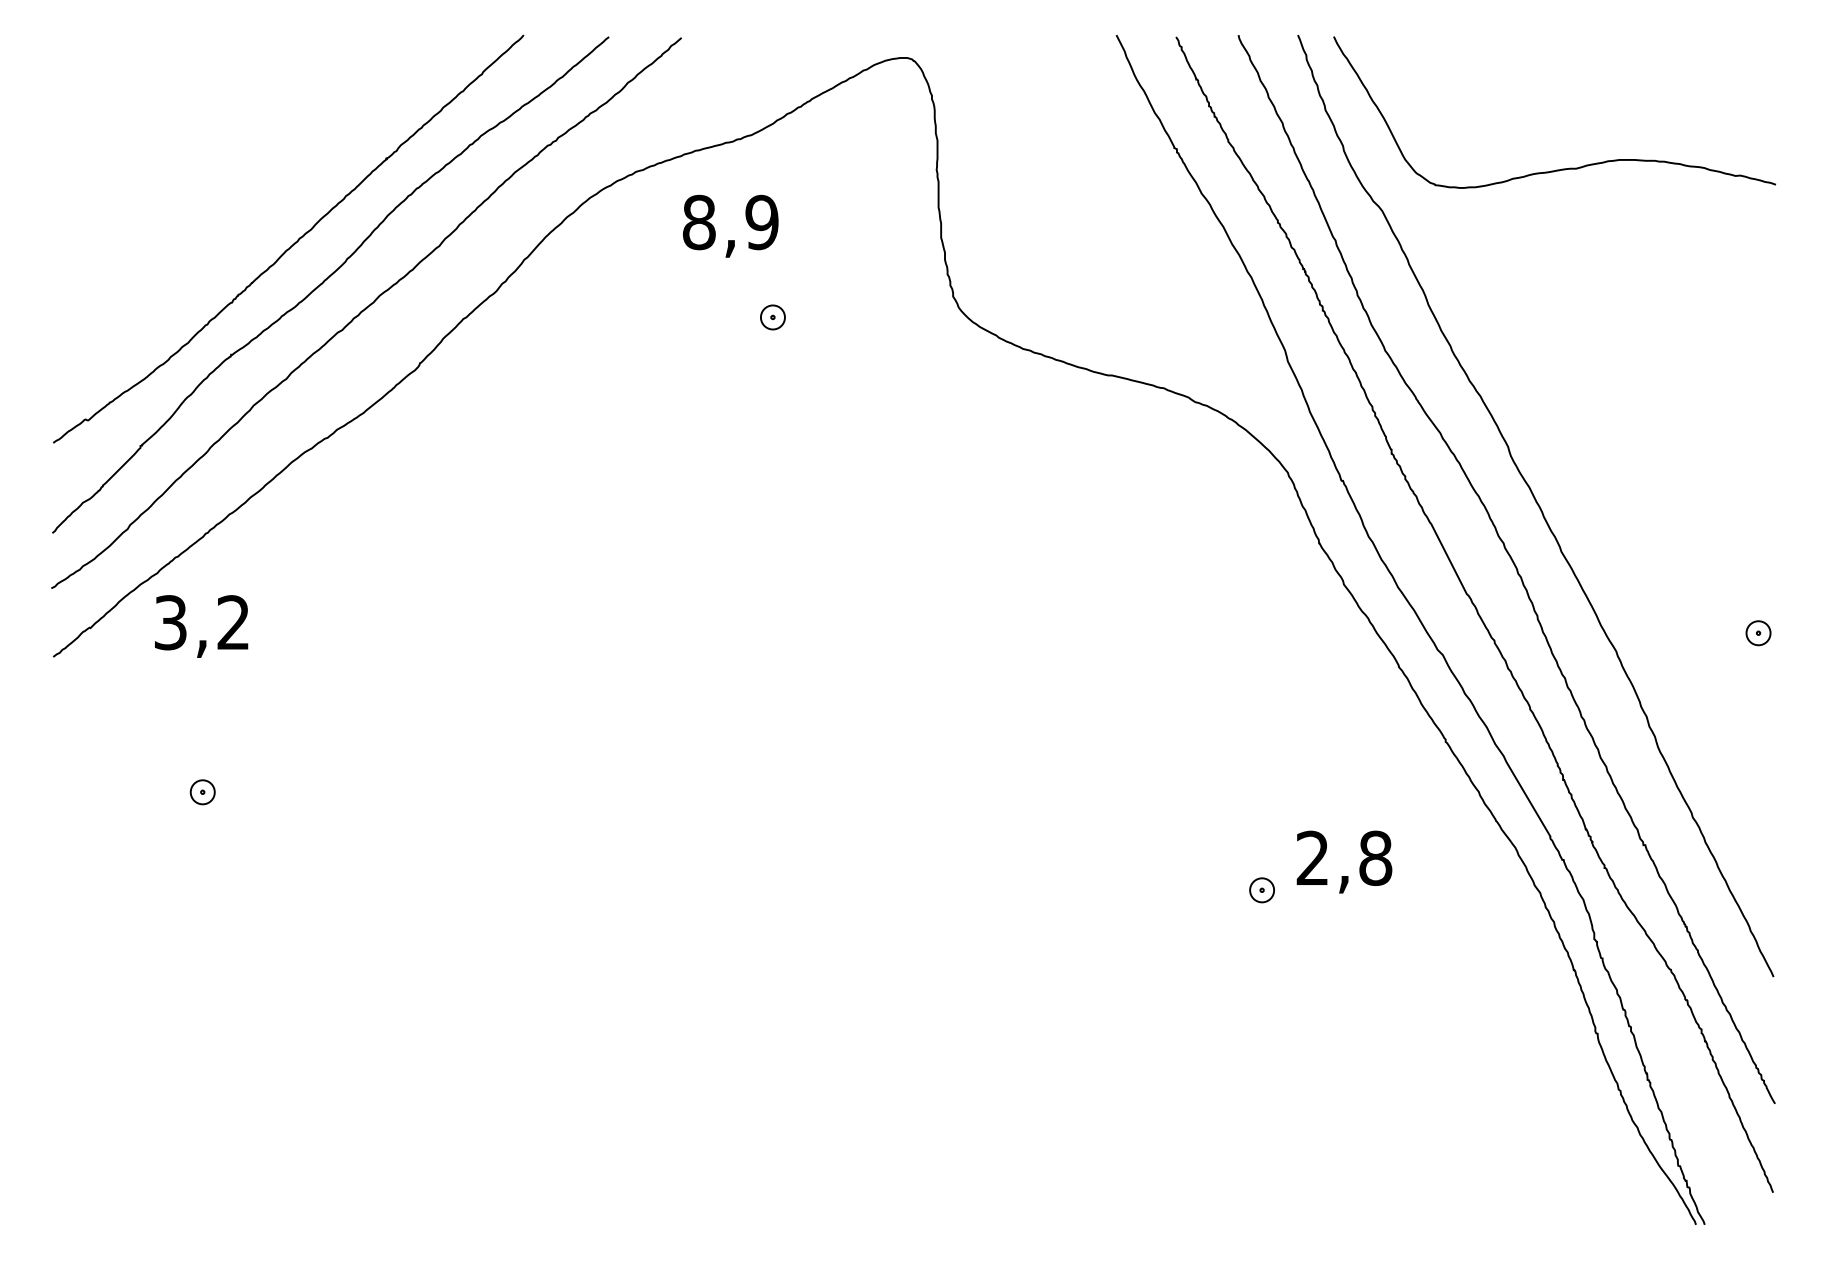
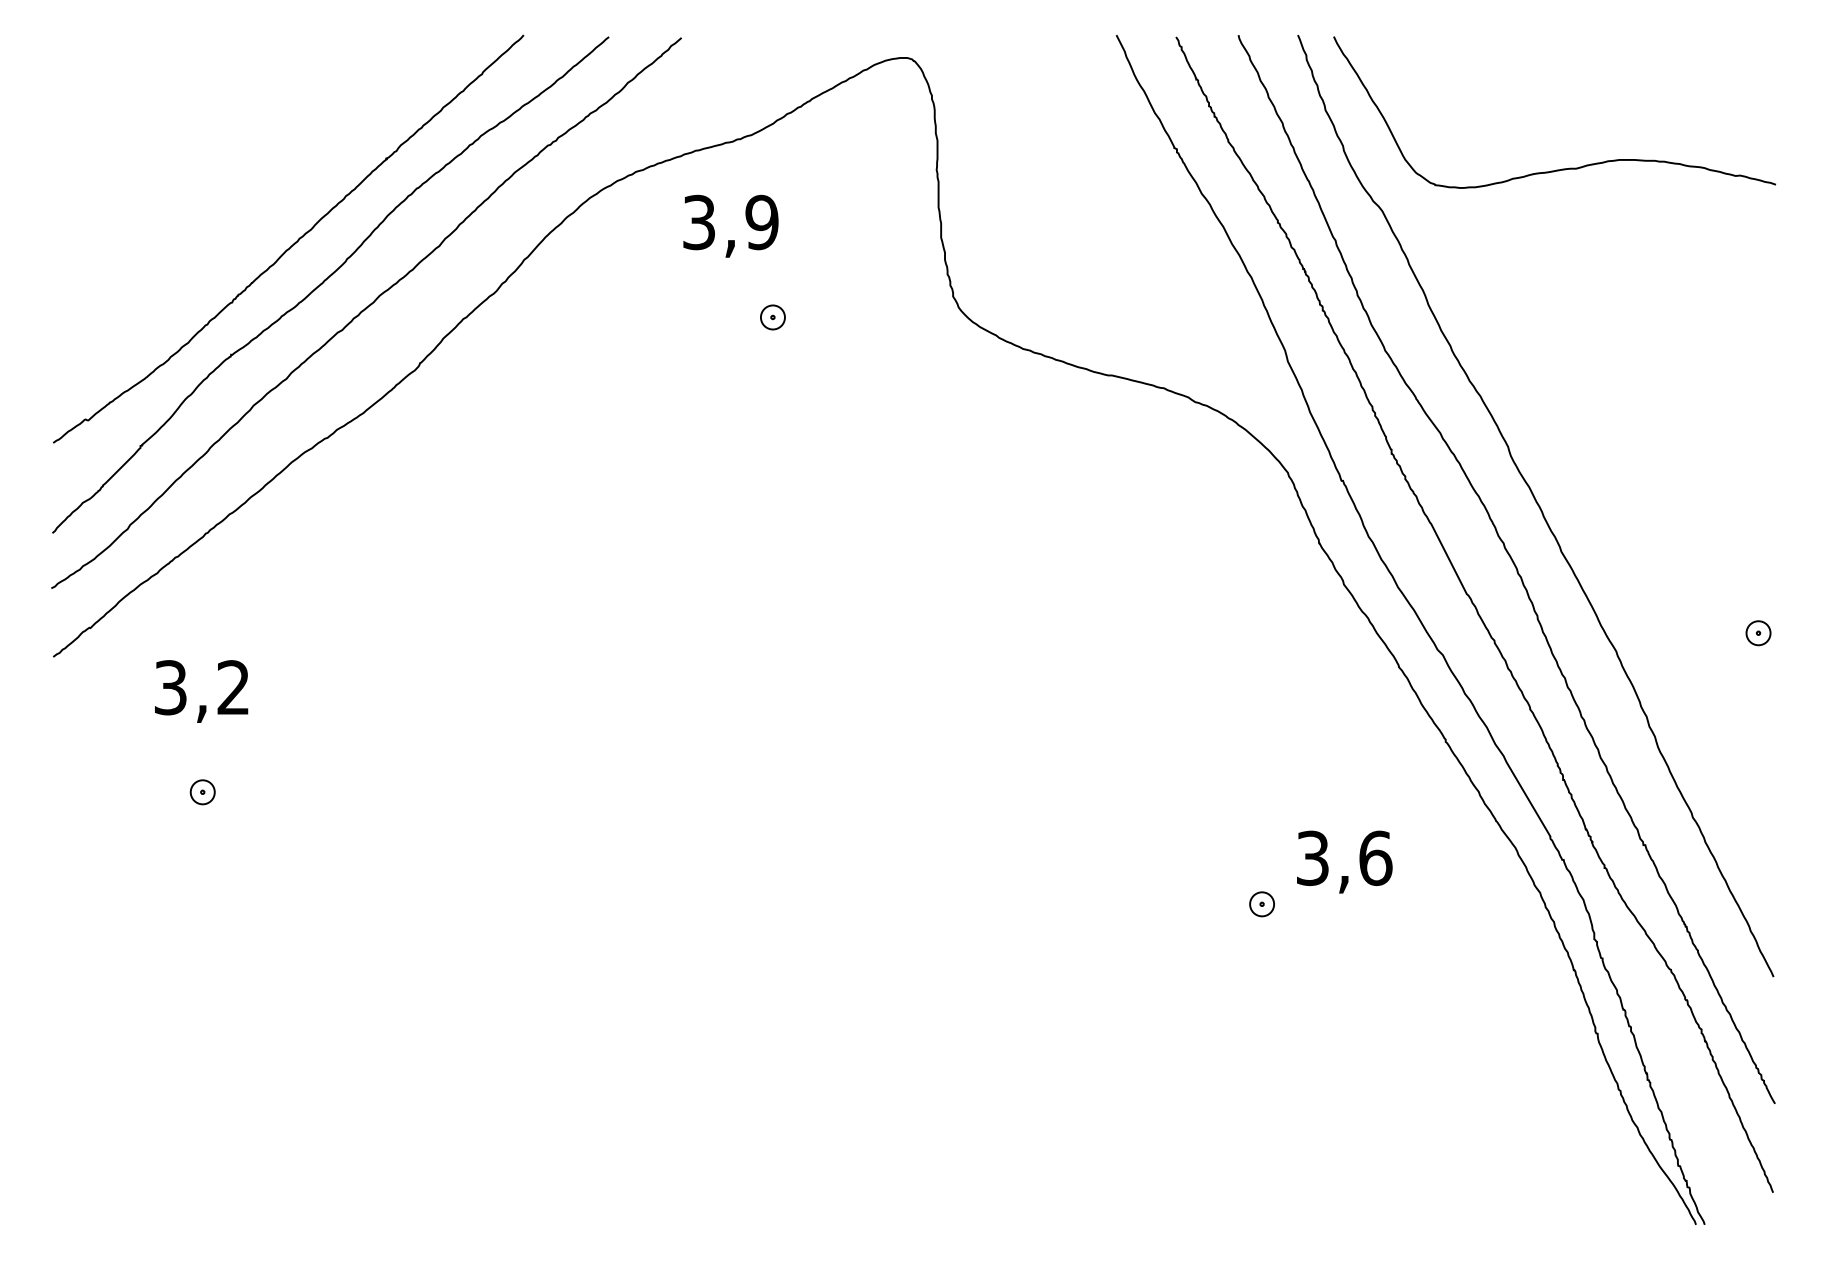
text: 8,9 -> 3,9 (698, 222)
text position: (201, 626) -> (201, 691) (201, 691)
text: 2,8 -> 3,6 (1344, 857)
part position: (1261, 890) -> (1261, 904) (1261, 904)
